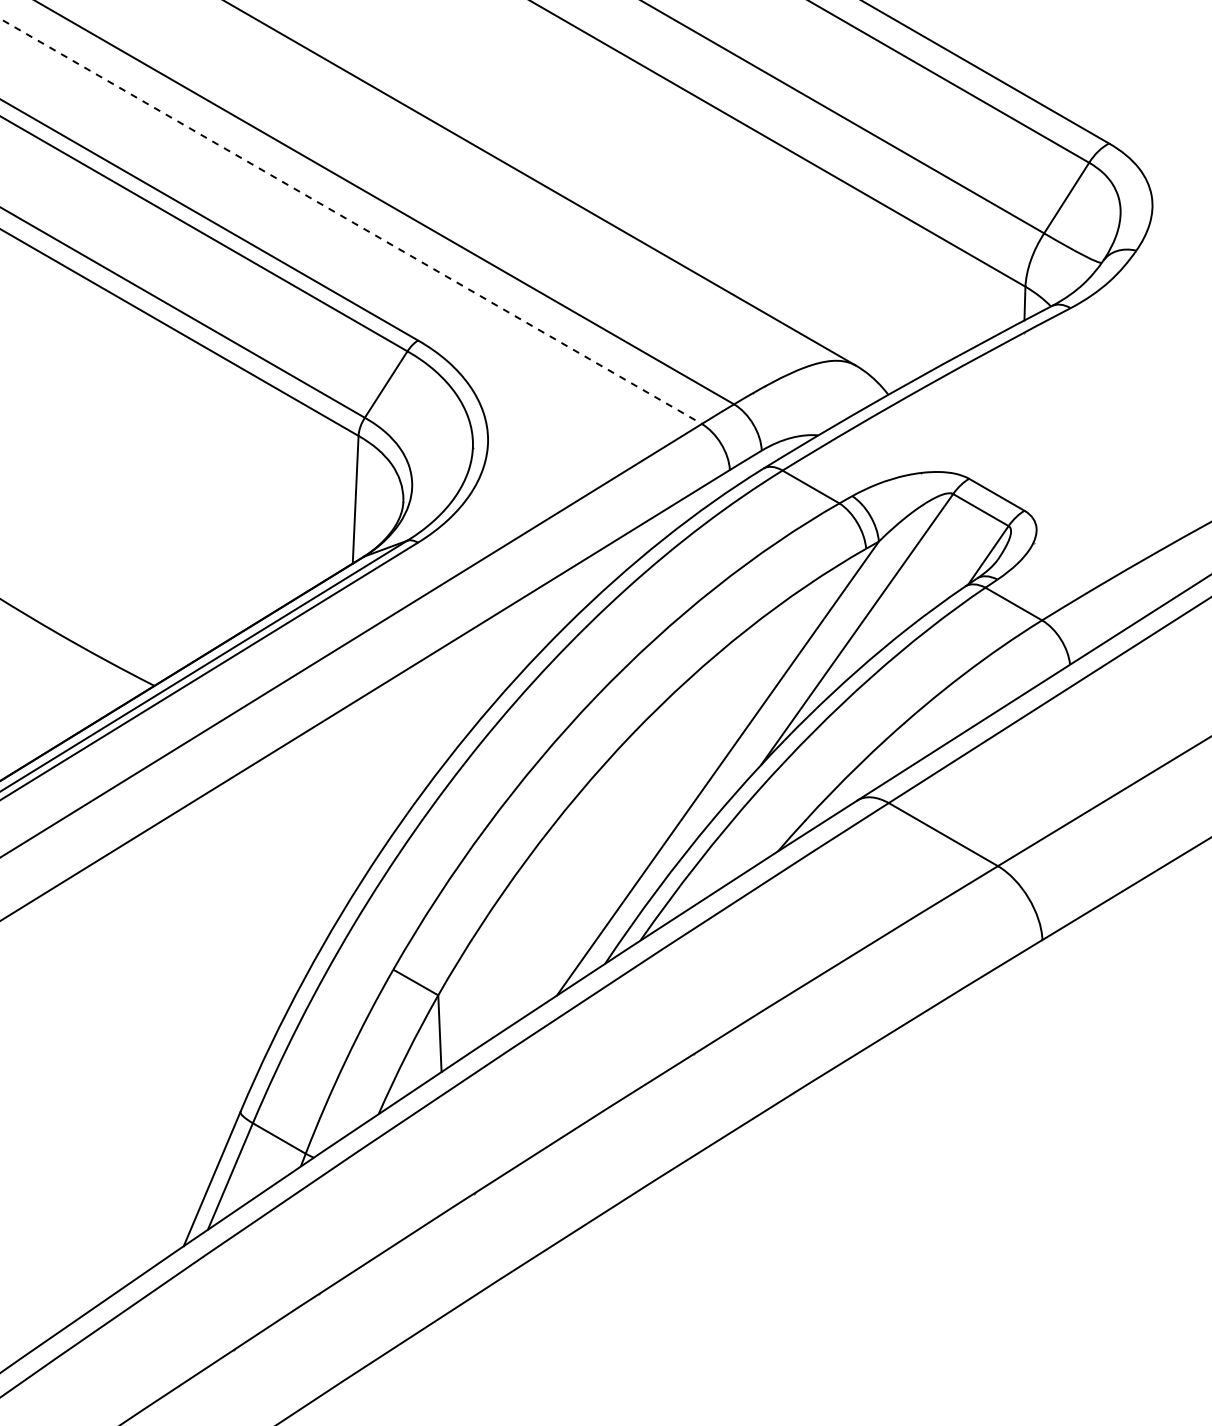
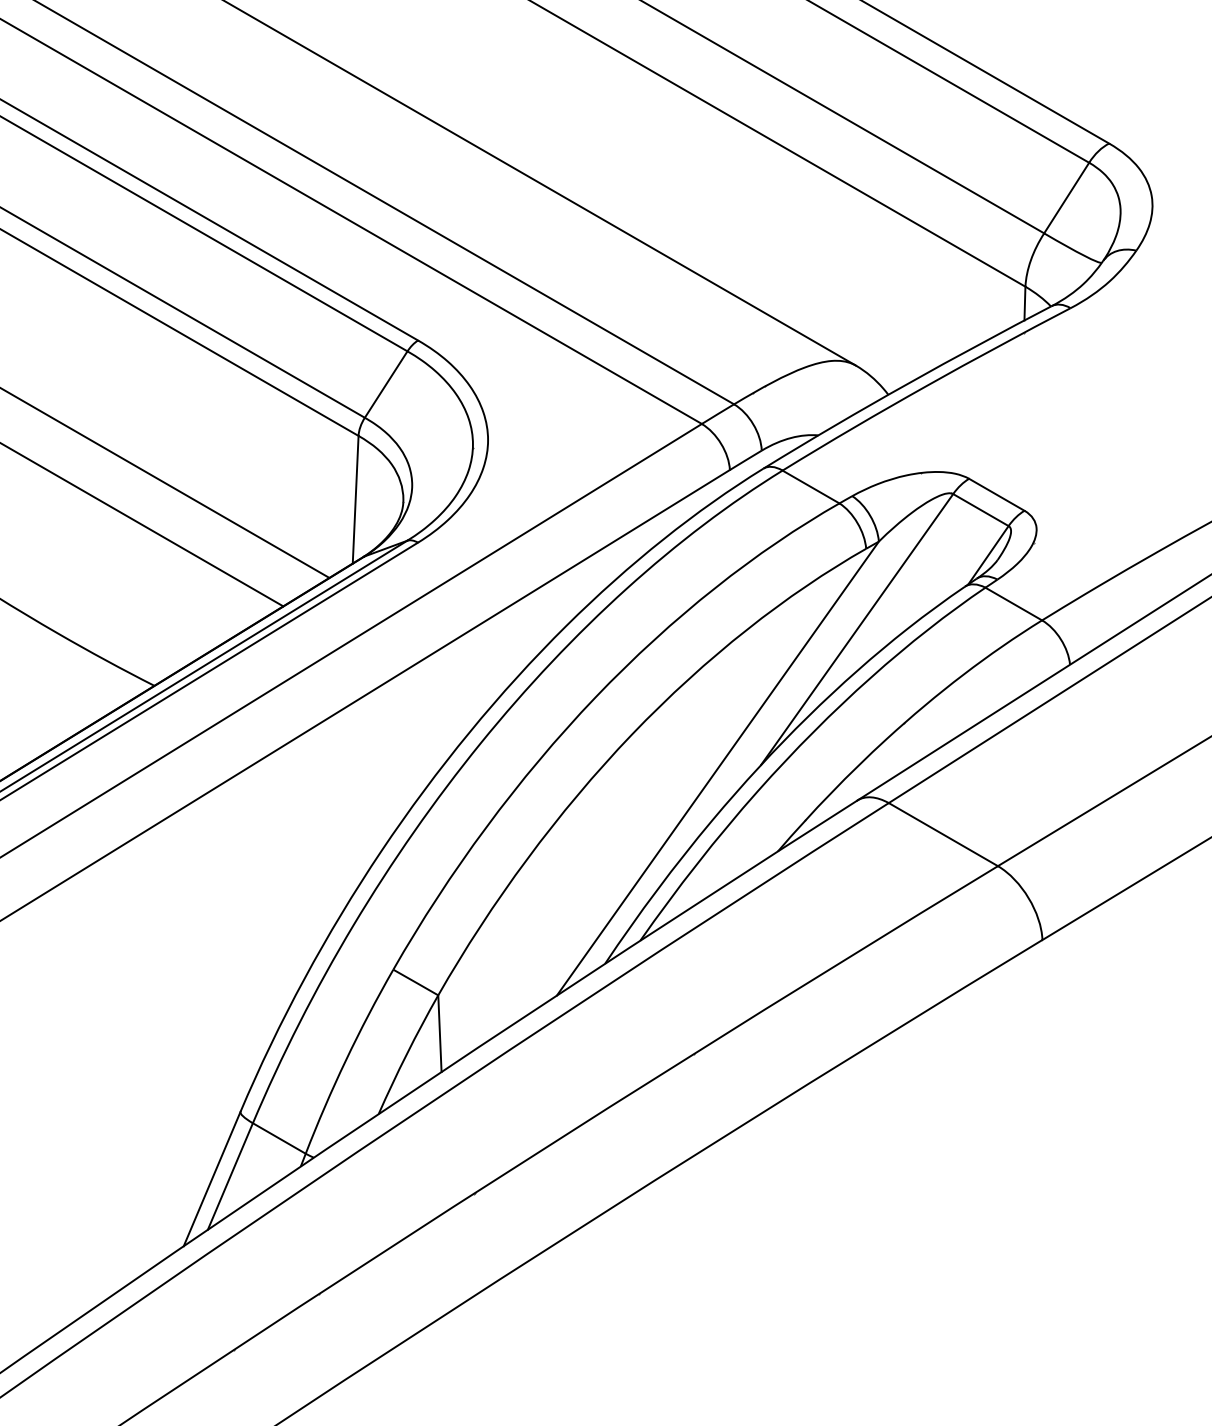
line: dashed -> solid (351, 221)
line: none -> present (165, 482)
line: none -> present (142, 525)
